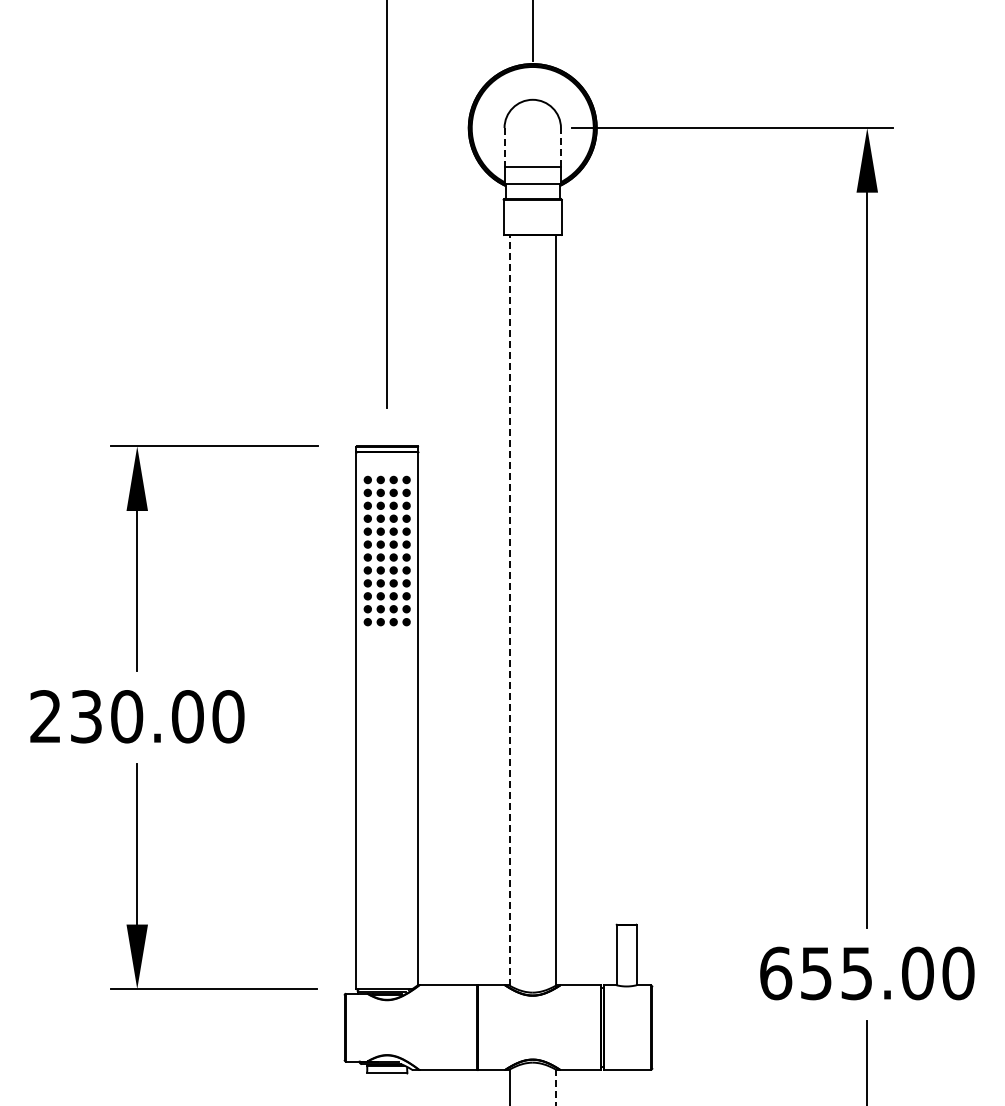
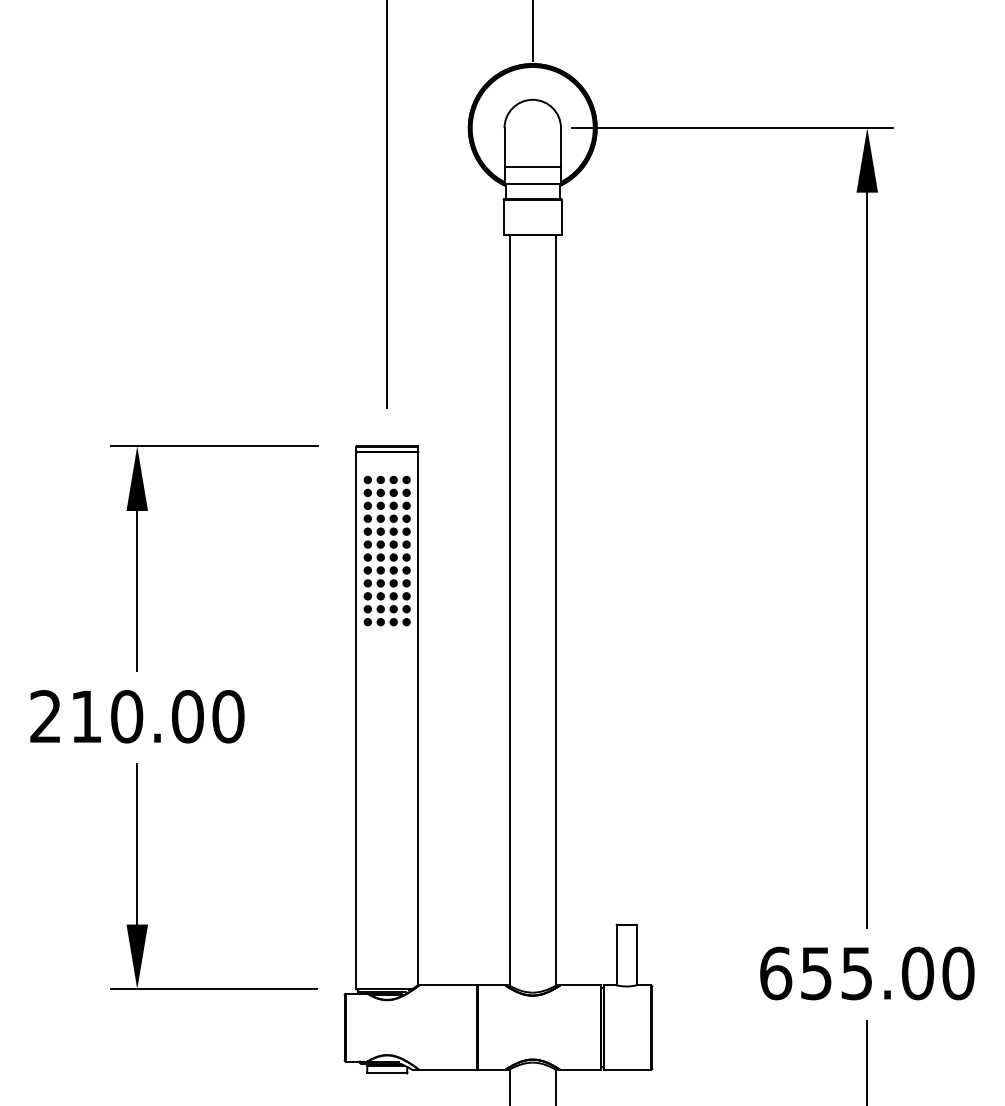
line: dashed -> solid (560, 146)
line: dashed -> solid (504, 147)
line: dashed -> solid (509, 609)
text: 230.00 -> 210.00 (86, 716)
line: dashed -> solid (556, 1087)
